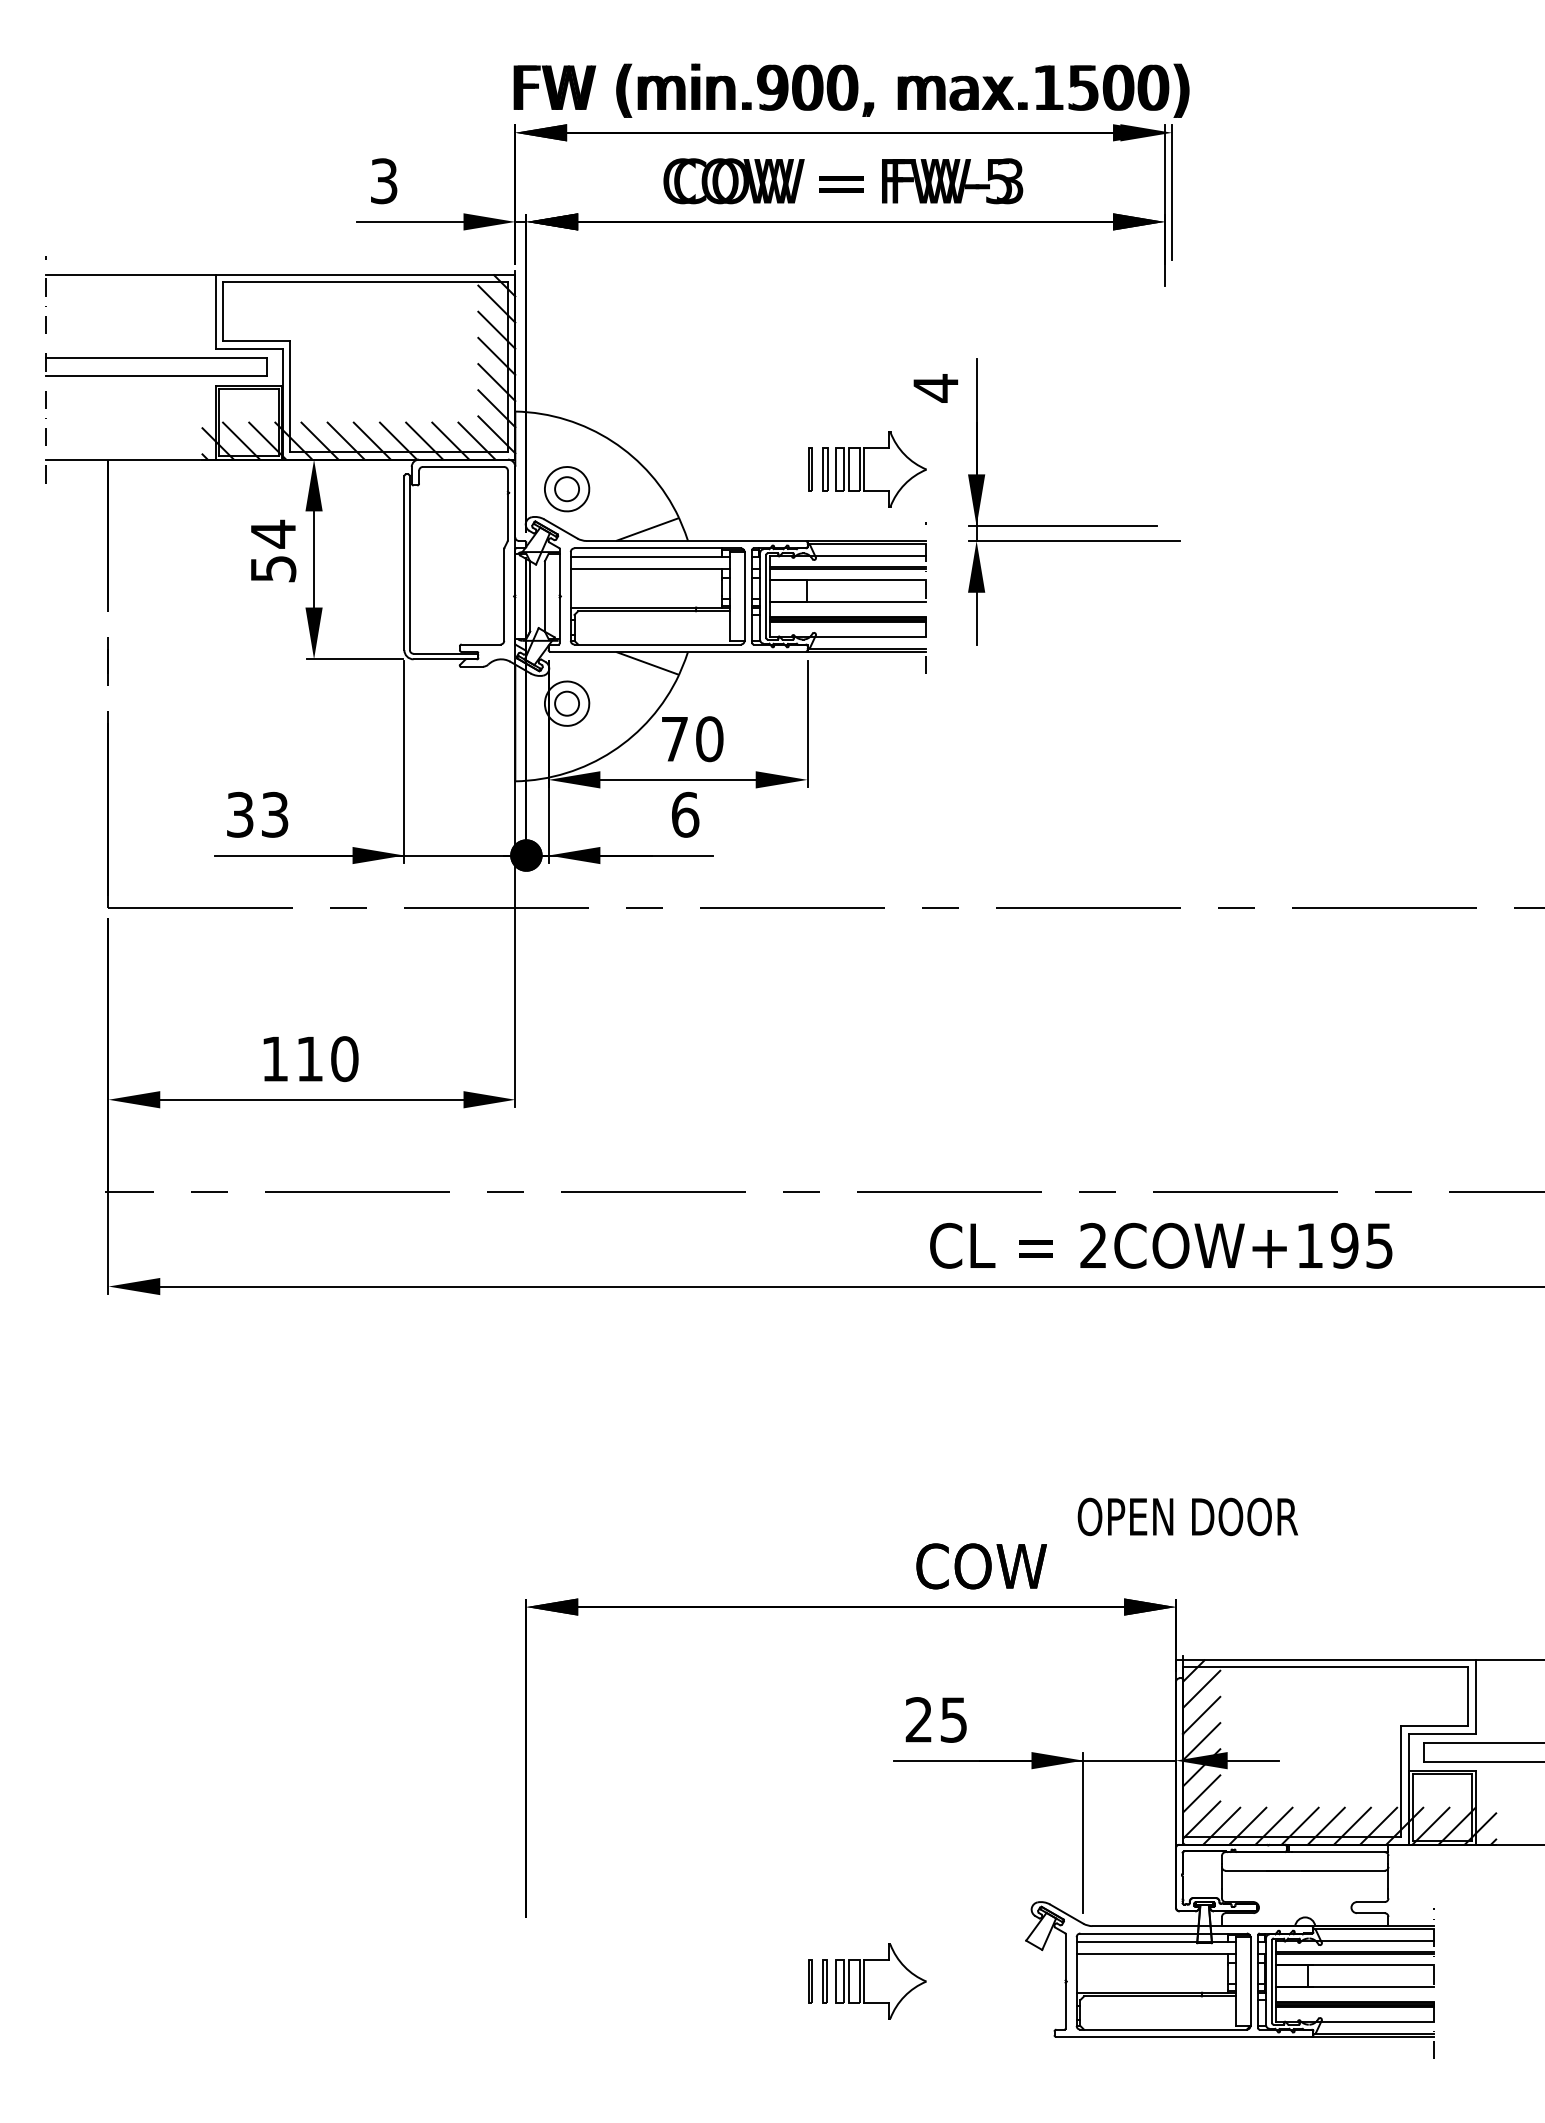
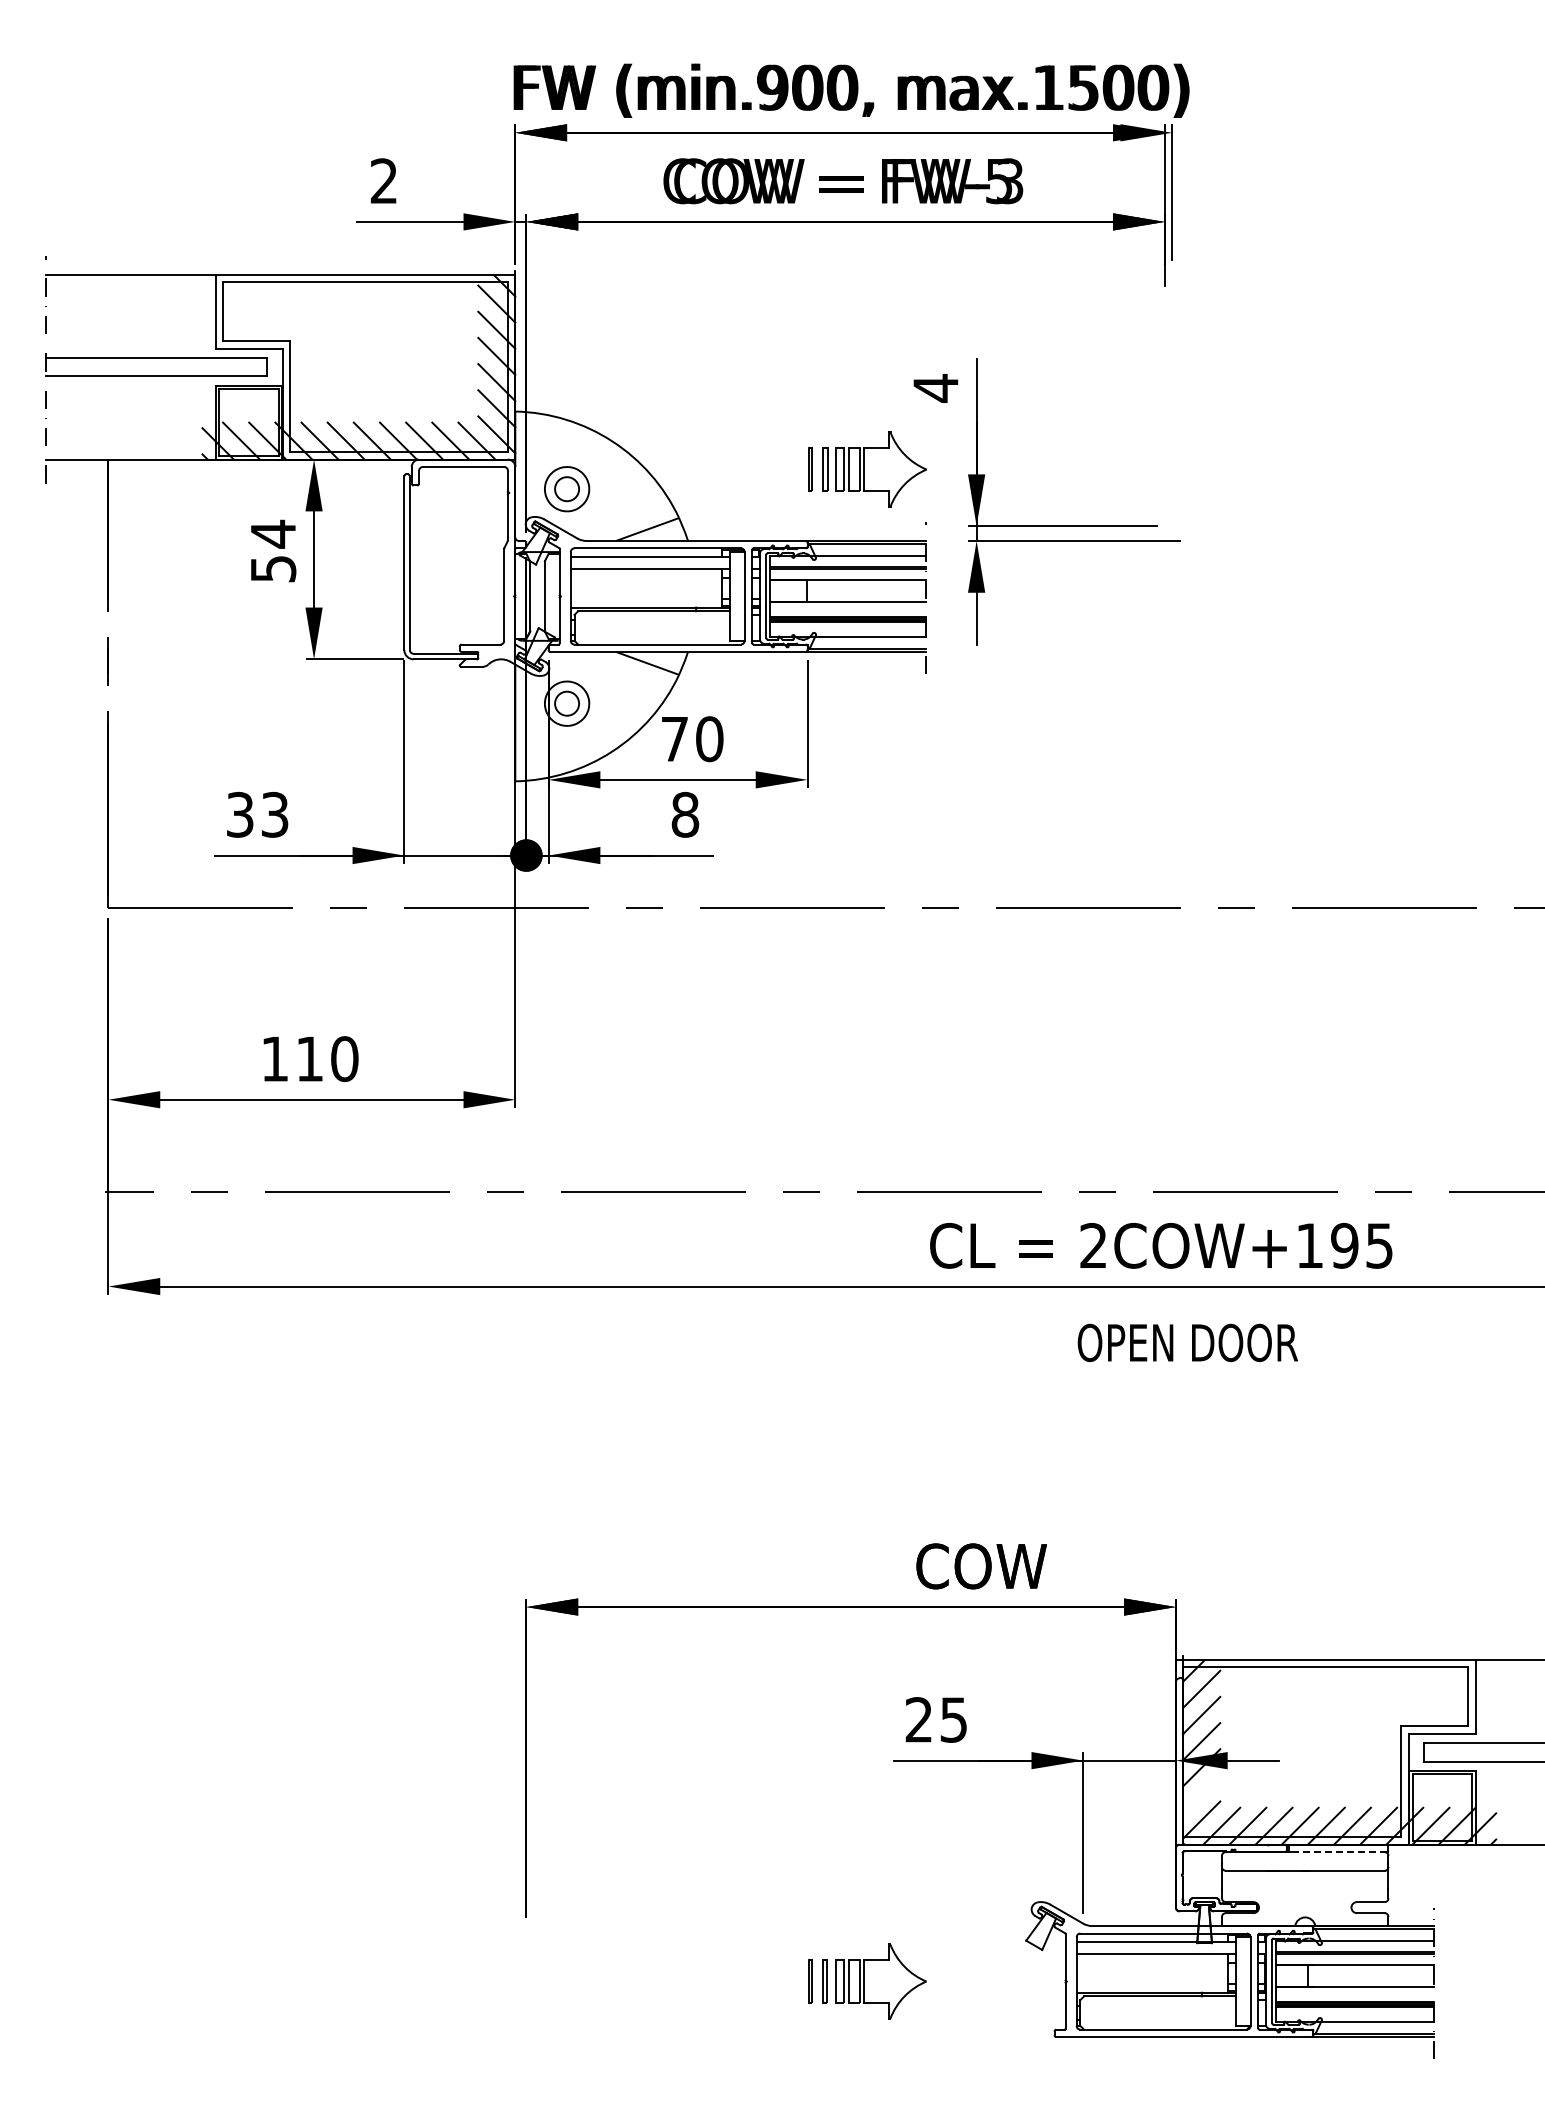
text: 3 -> 2 (383, 181)
text: 6 -> 8 (685, 814)
text position: (1187, 1516) -> (1187, 1342) (1187, 1342)
line: present -> none (1201, 1793)
line: solid -> dashed (1339, 1852)
